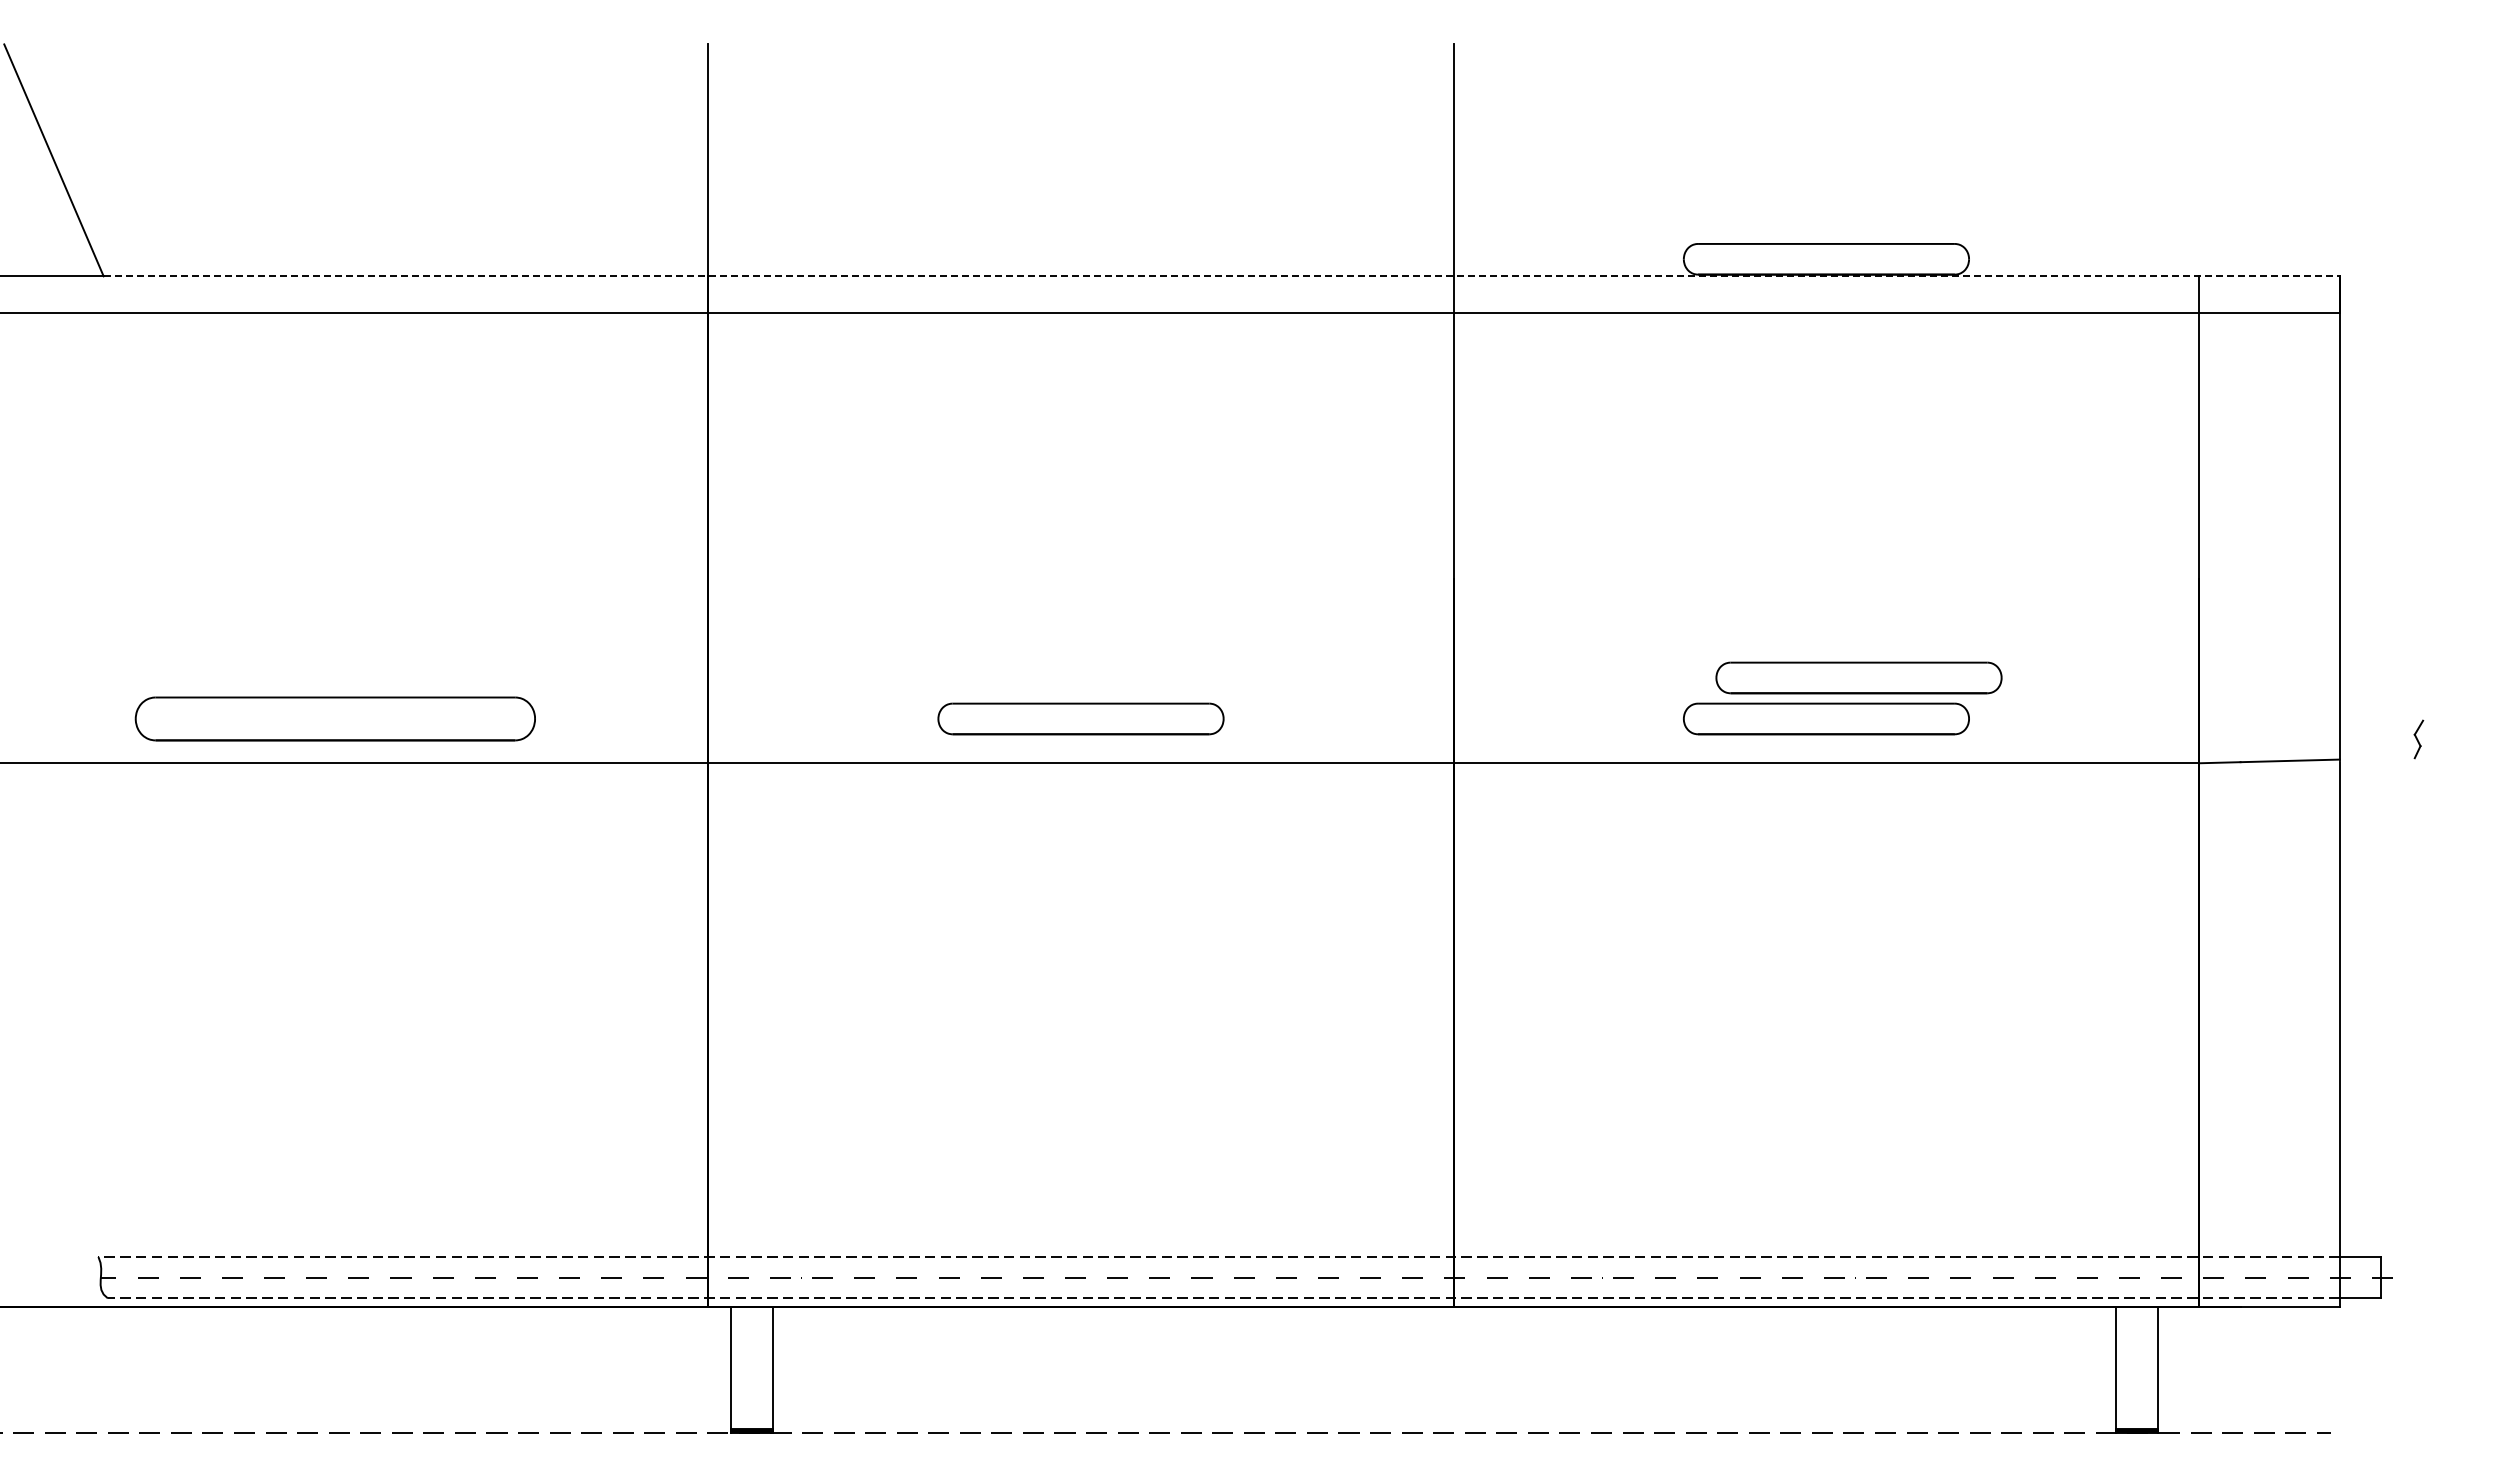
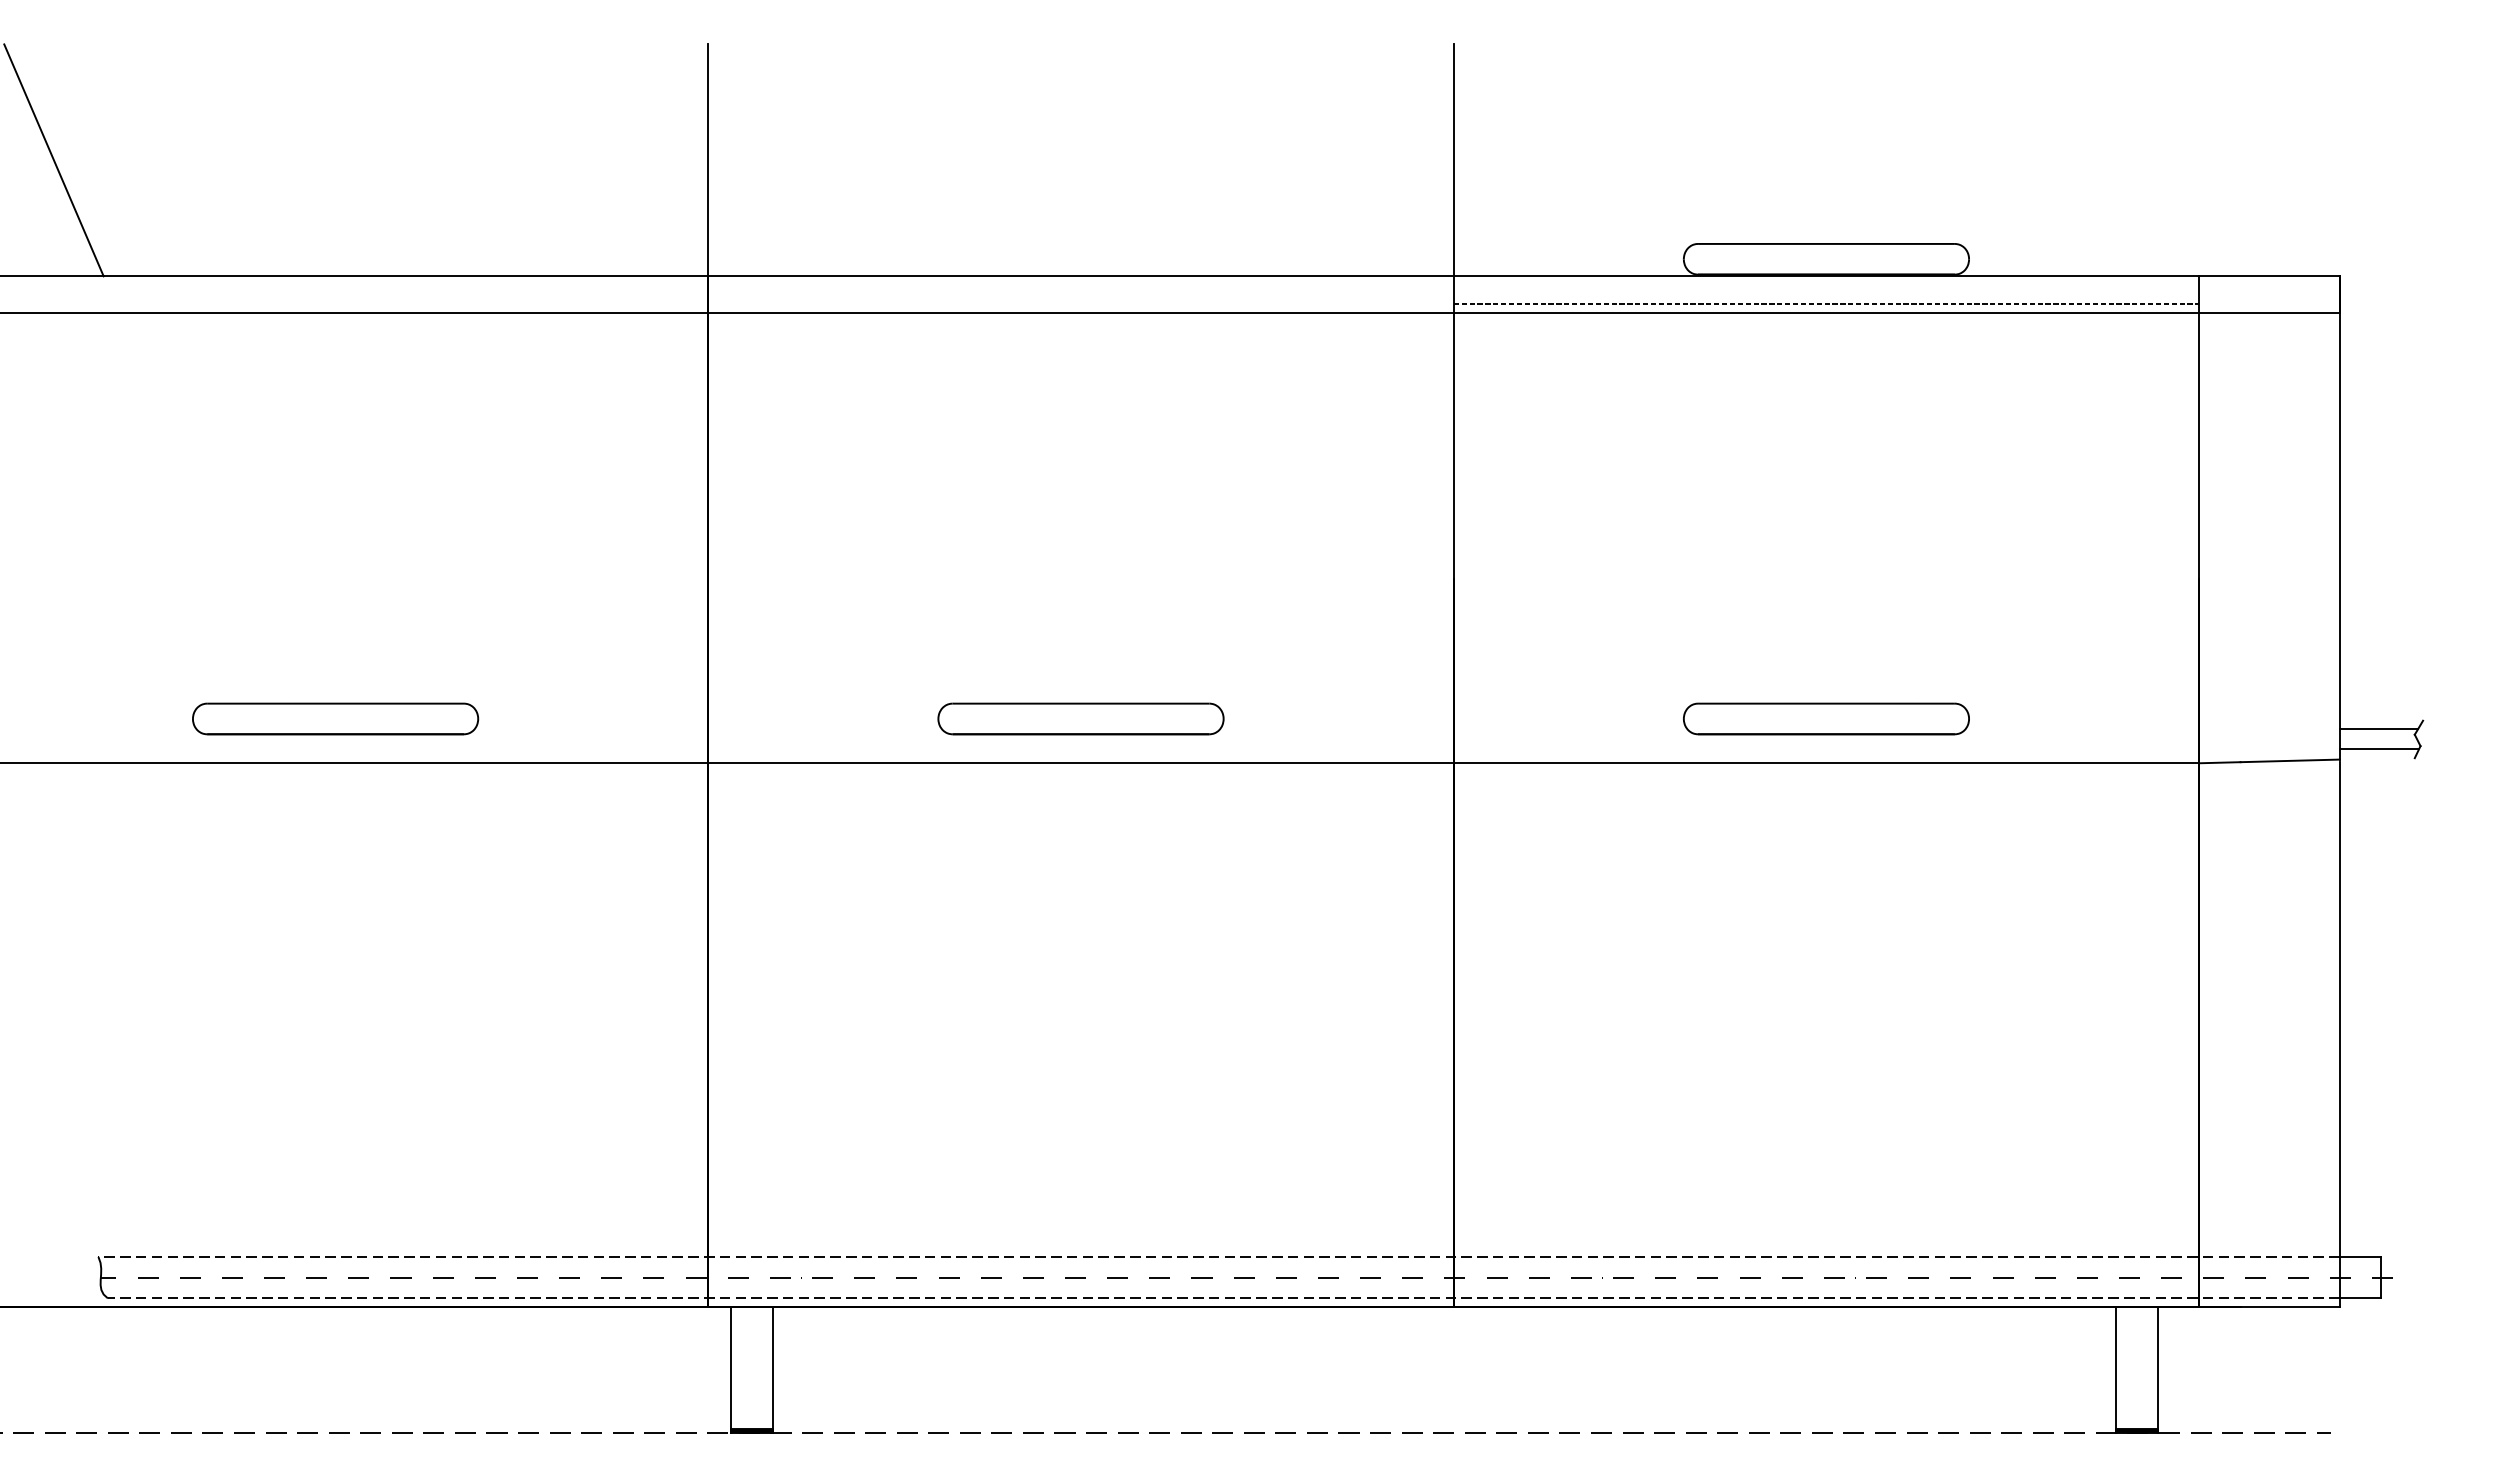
line: dashed -> solid (1222, 276)
line: none -> present (1826, 303)
part: present -> none (1858, 677)
part size: 402x46 px -> 288x34 px (335, 718)
line: none -> present (2378, 728)
line: none -> present (2378, 749)
